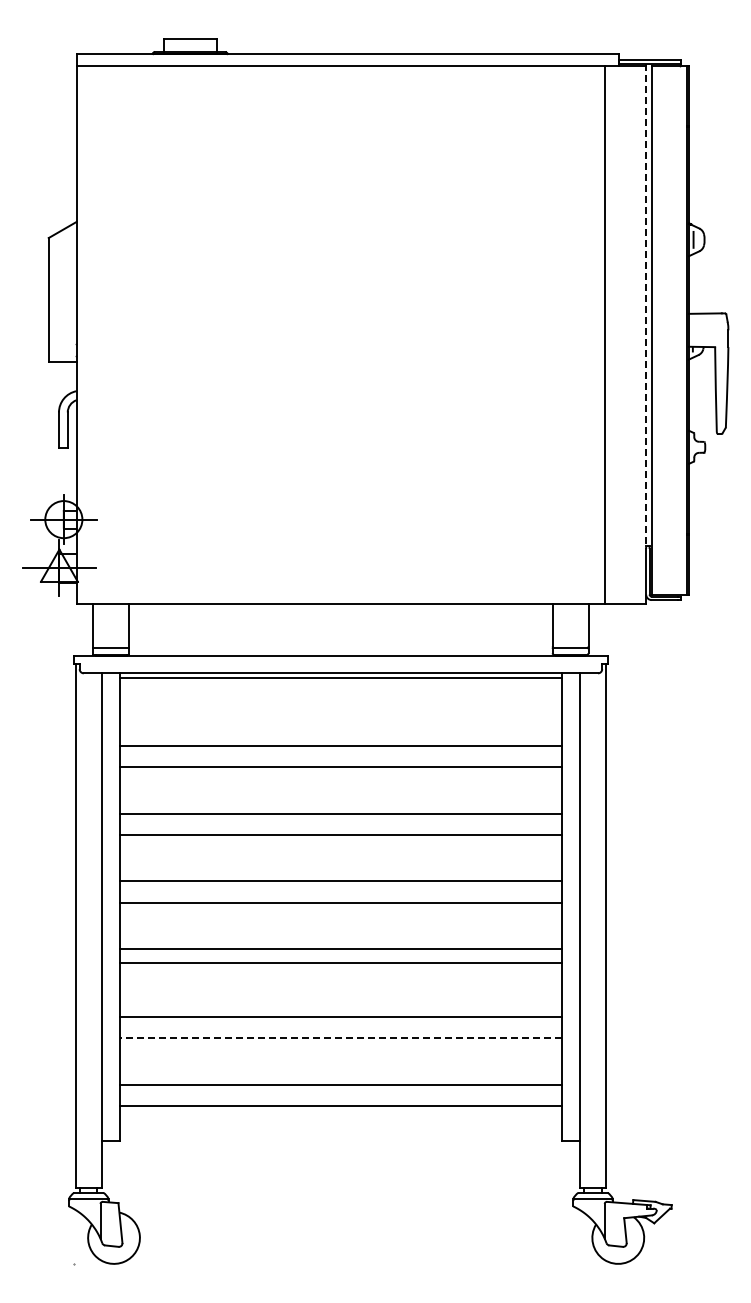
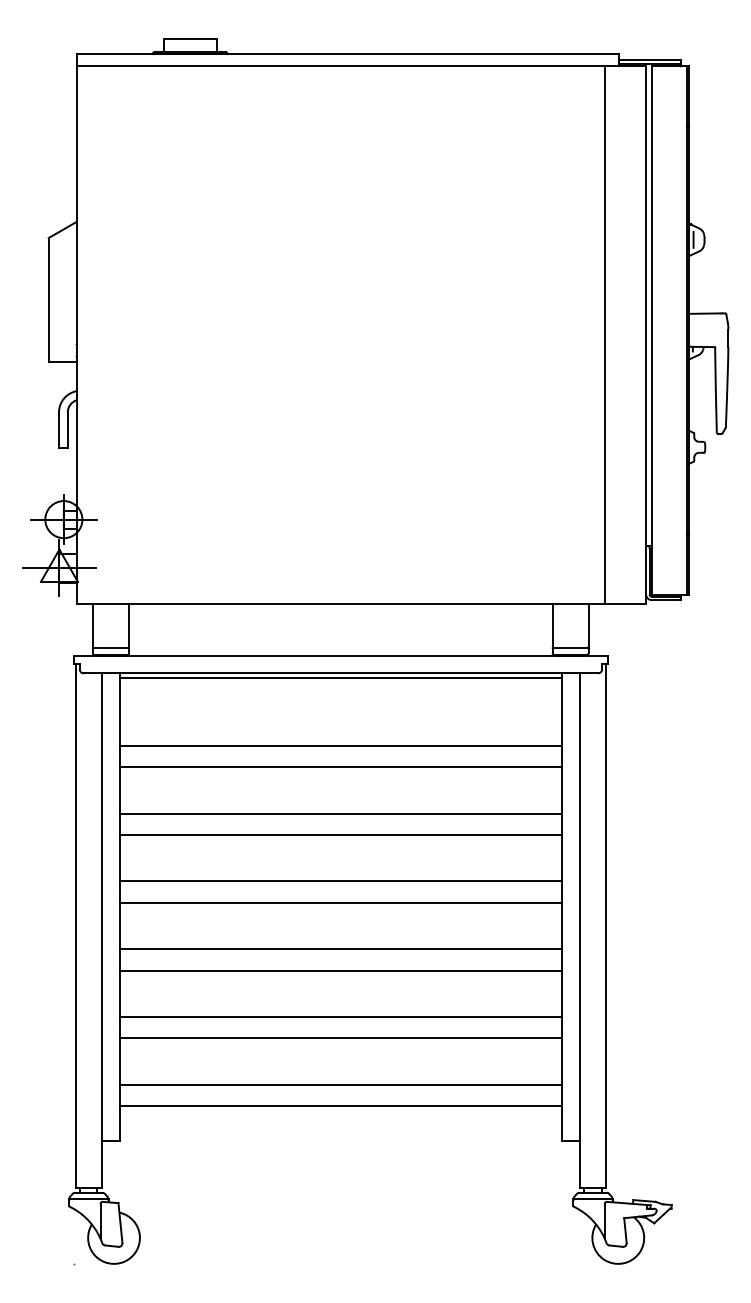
line: dashed -> solid (646, 305)
line position: (340, 962) -> (340, 970) (340, 970)
line: dashed -> solid (340, 1038)
